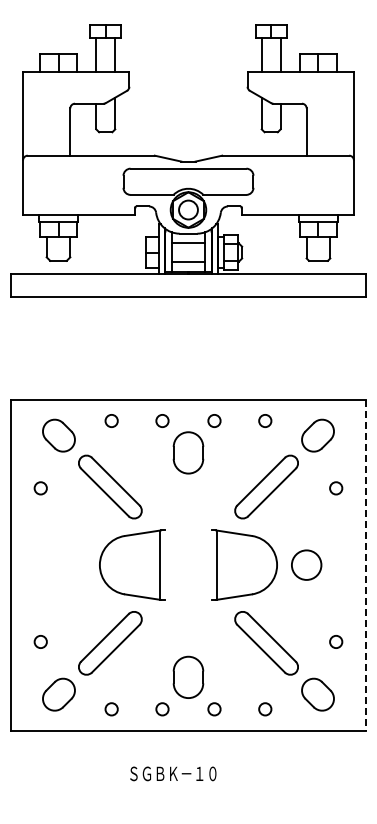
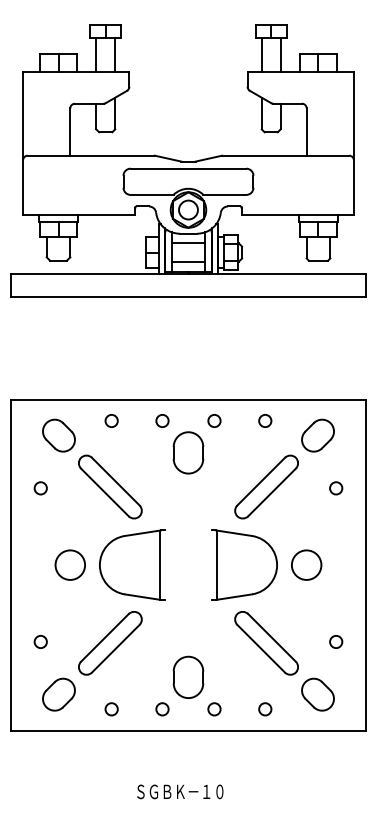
circle: none -> present (69, 564)
line: dashed -> solid (365, 565)
text position: (173, 773) -> (180, 791) (180, 791)
